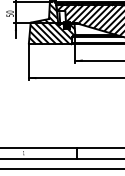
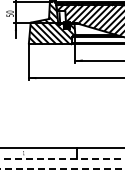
line: solid -> dashed (62, 158)
line: solid -> dashed (62, 169)
